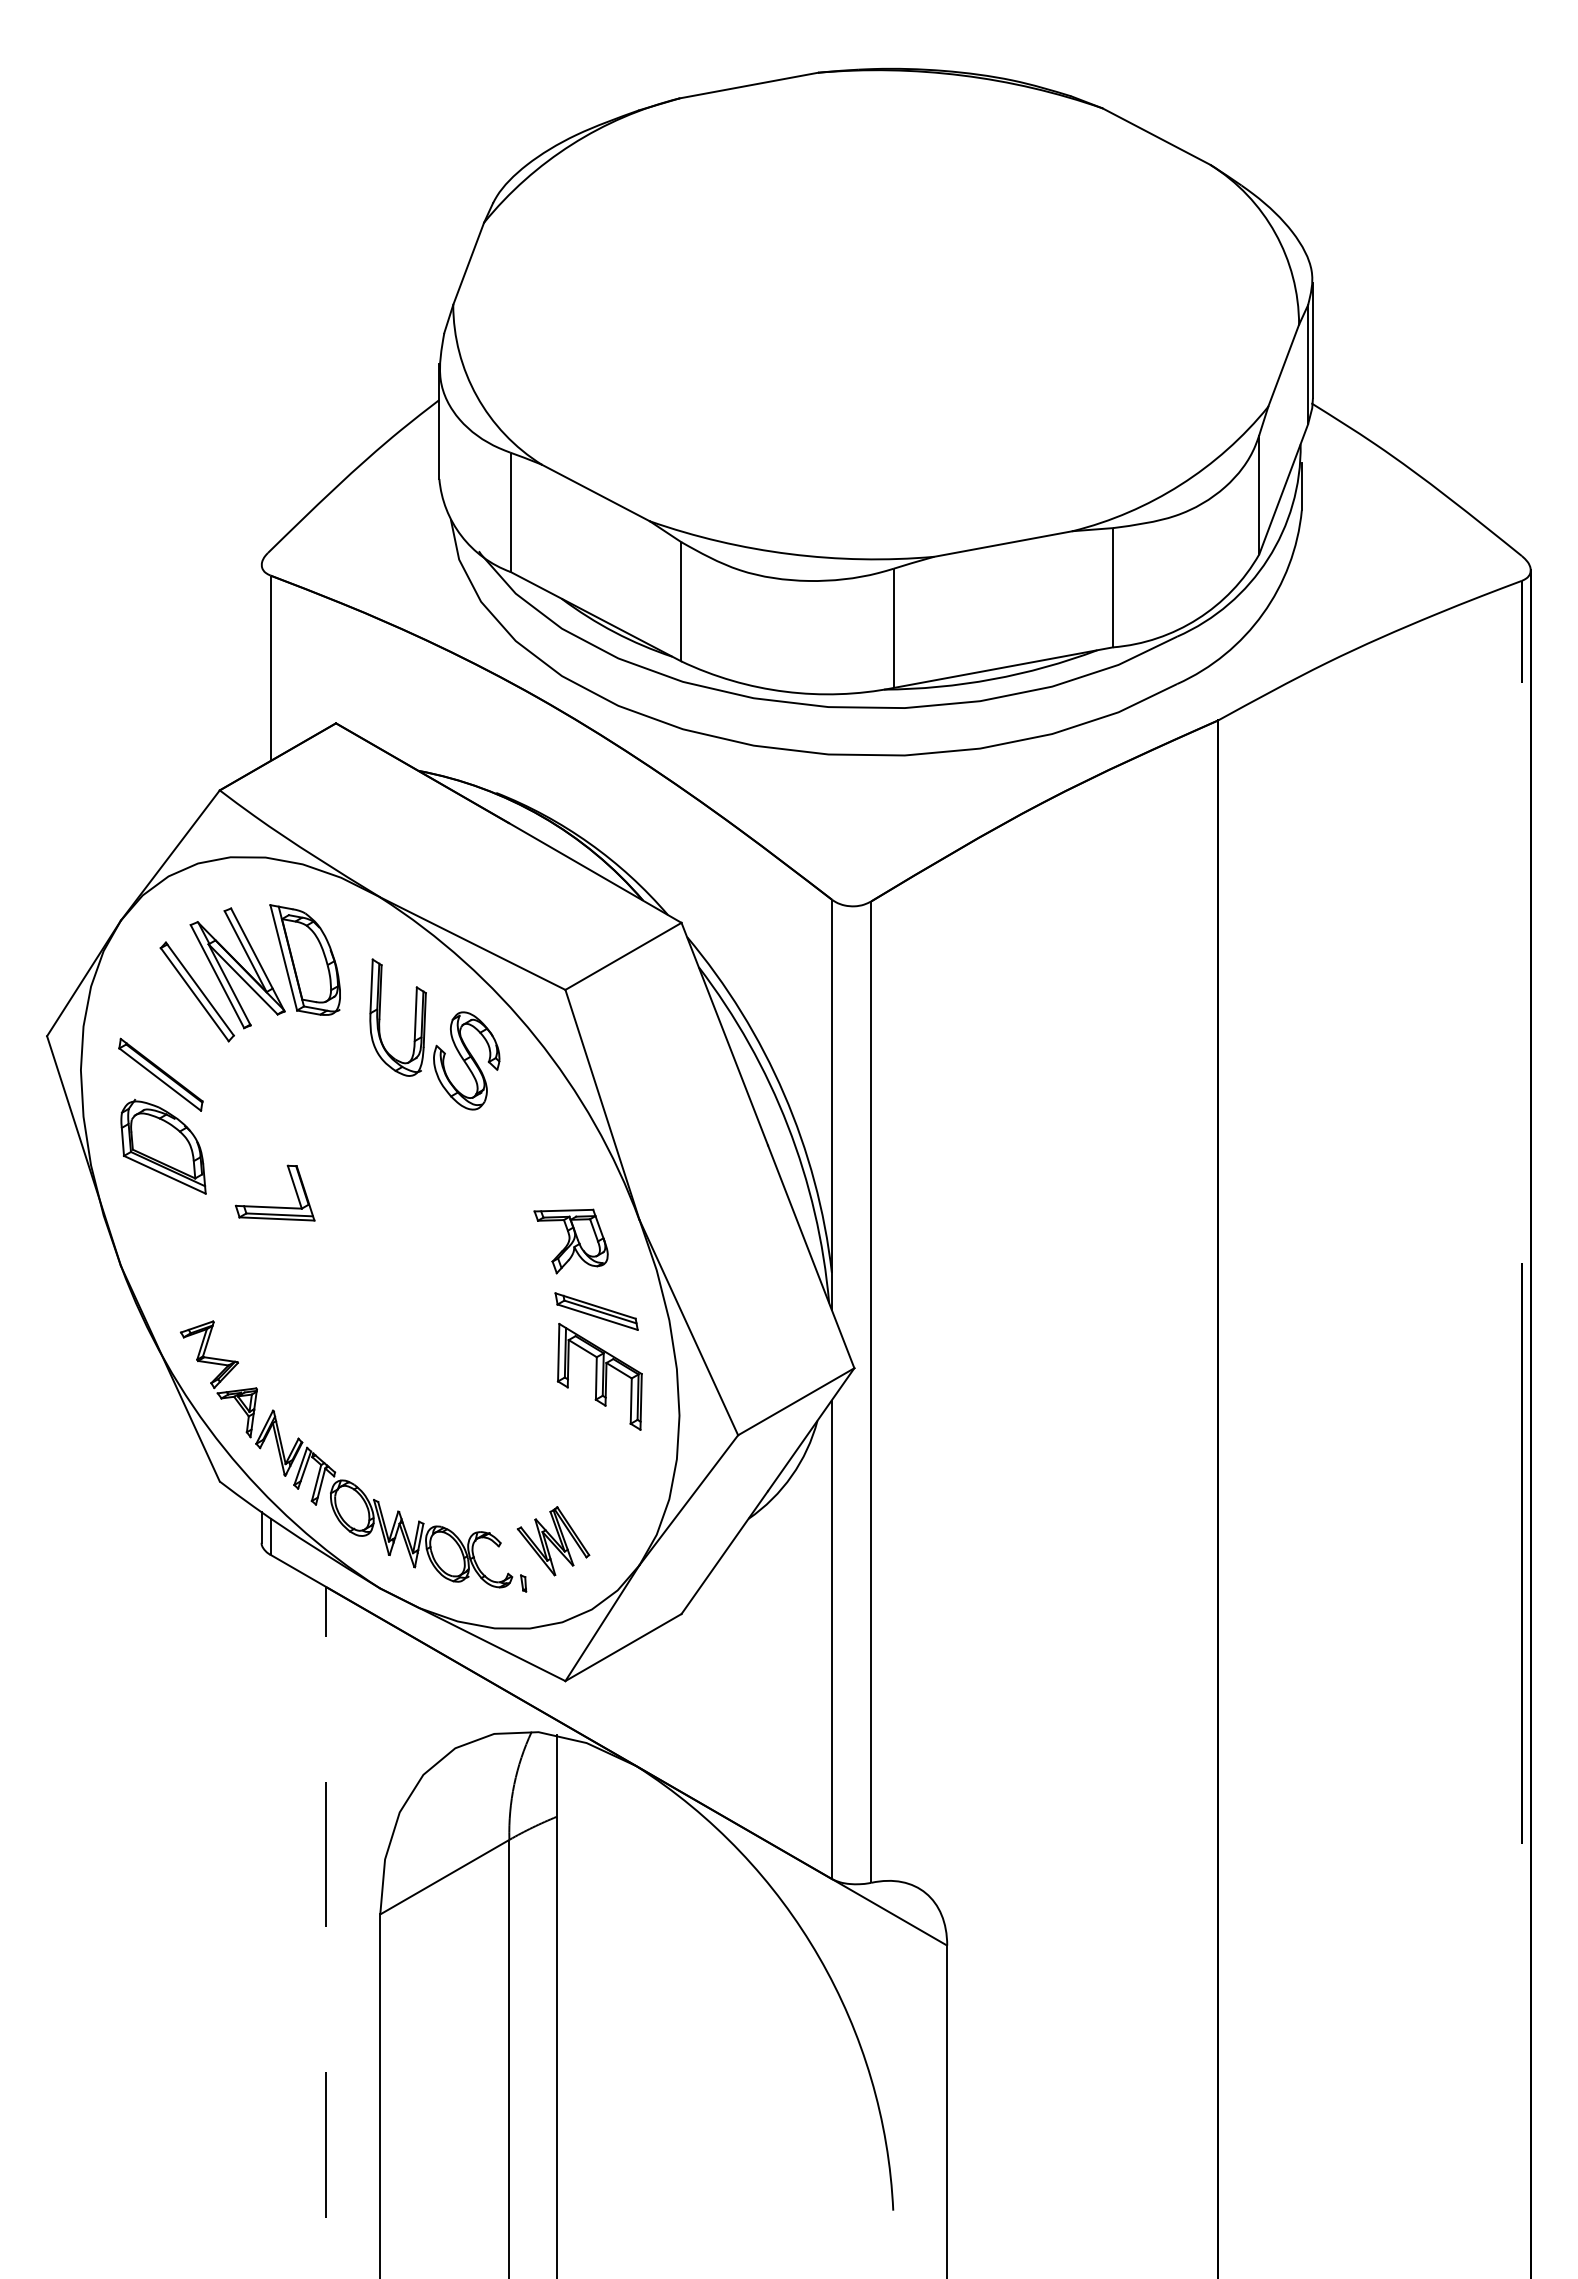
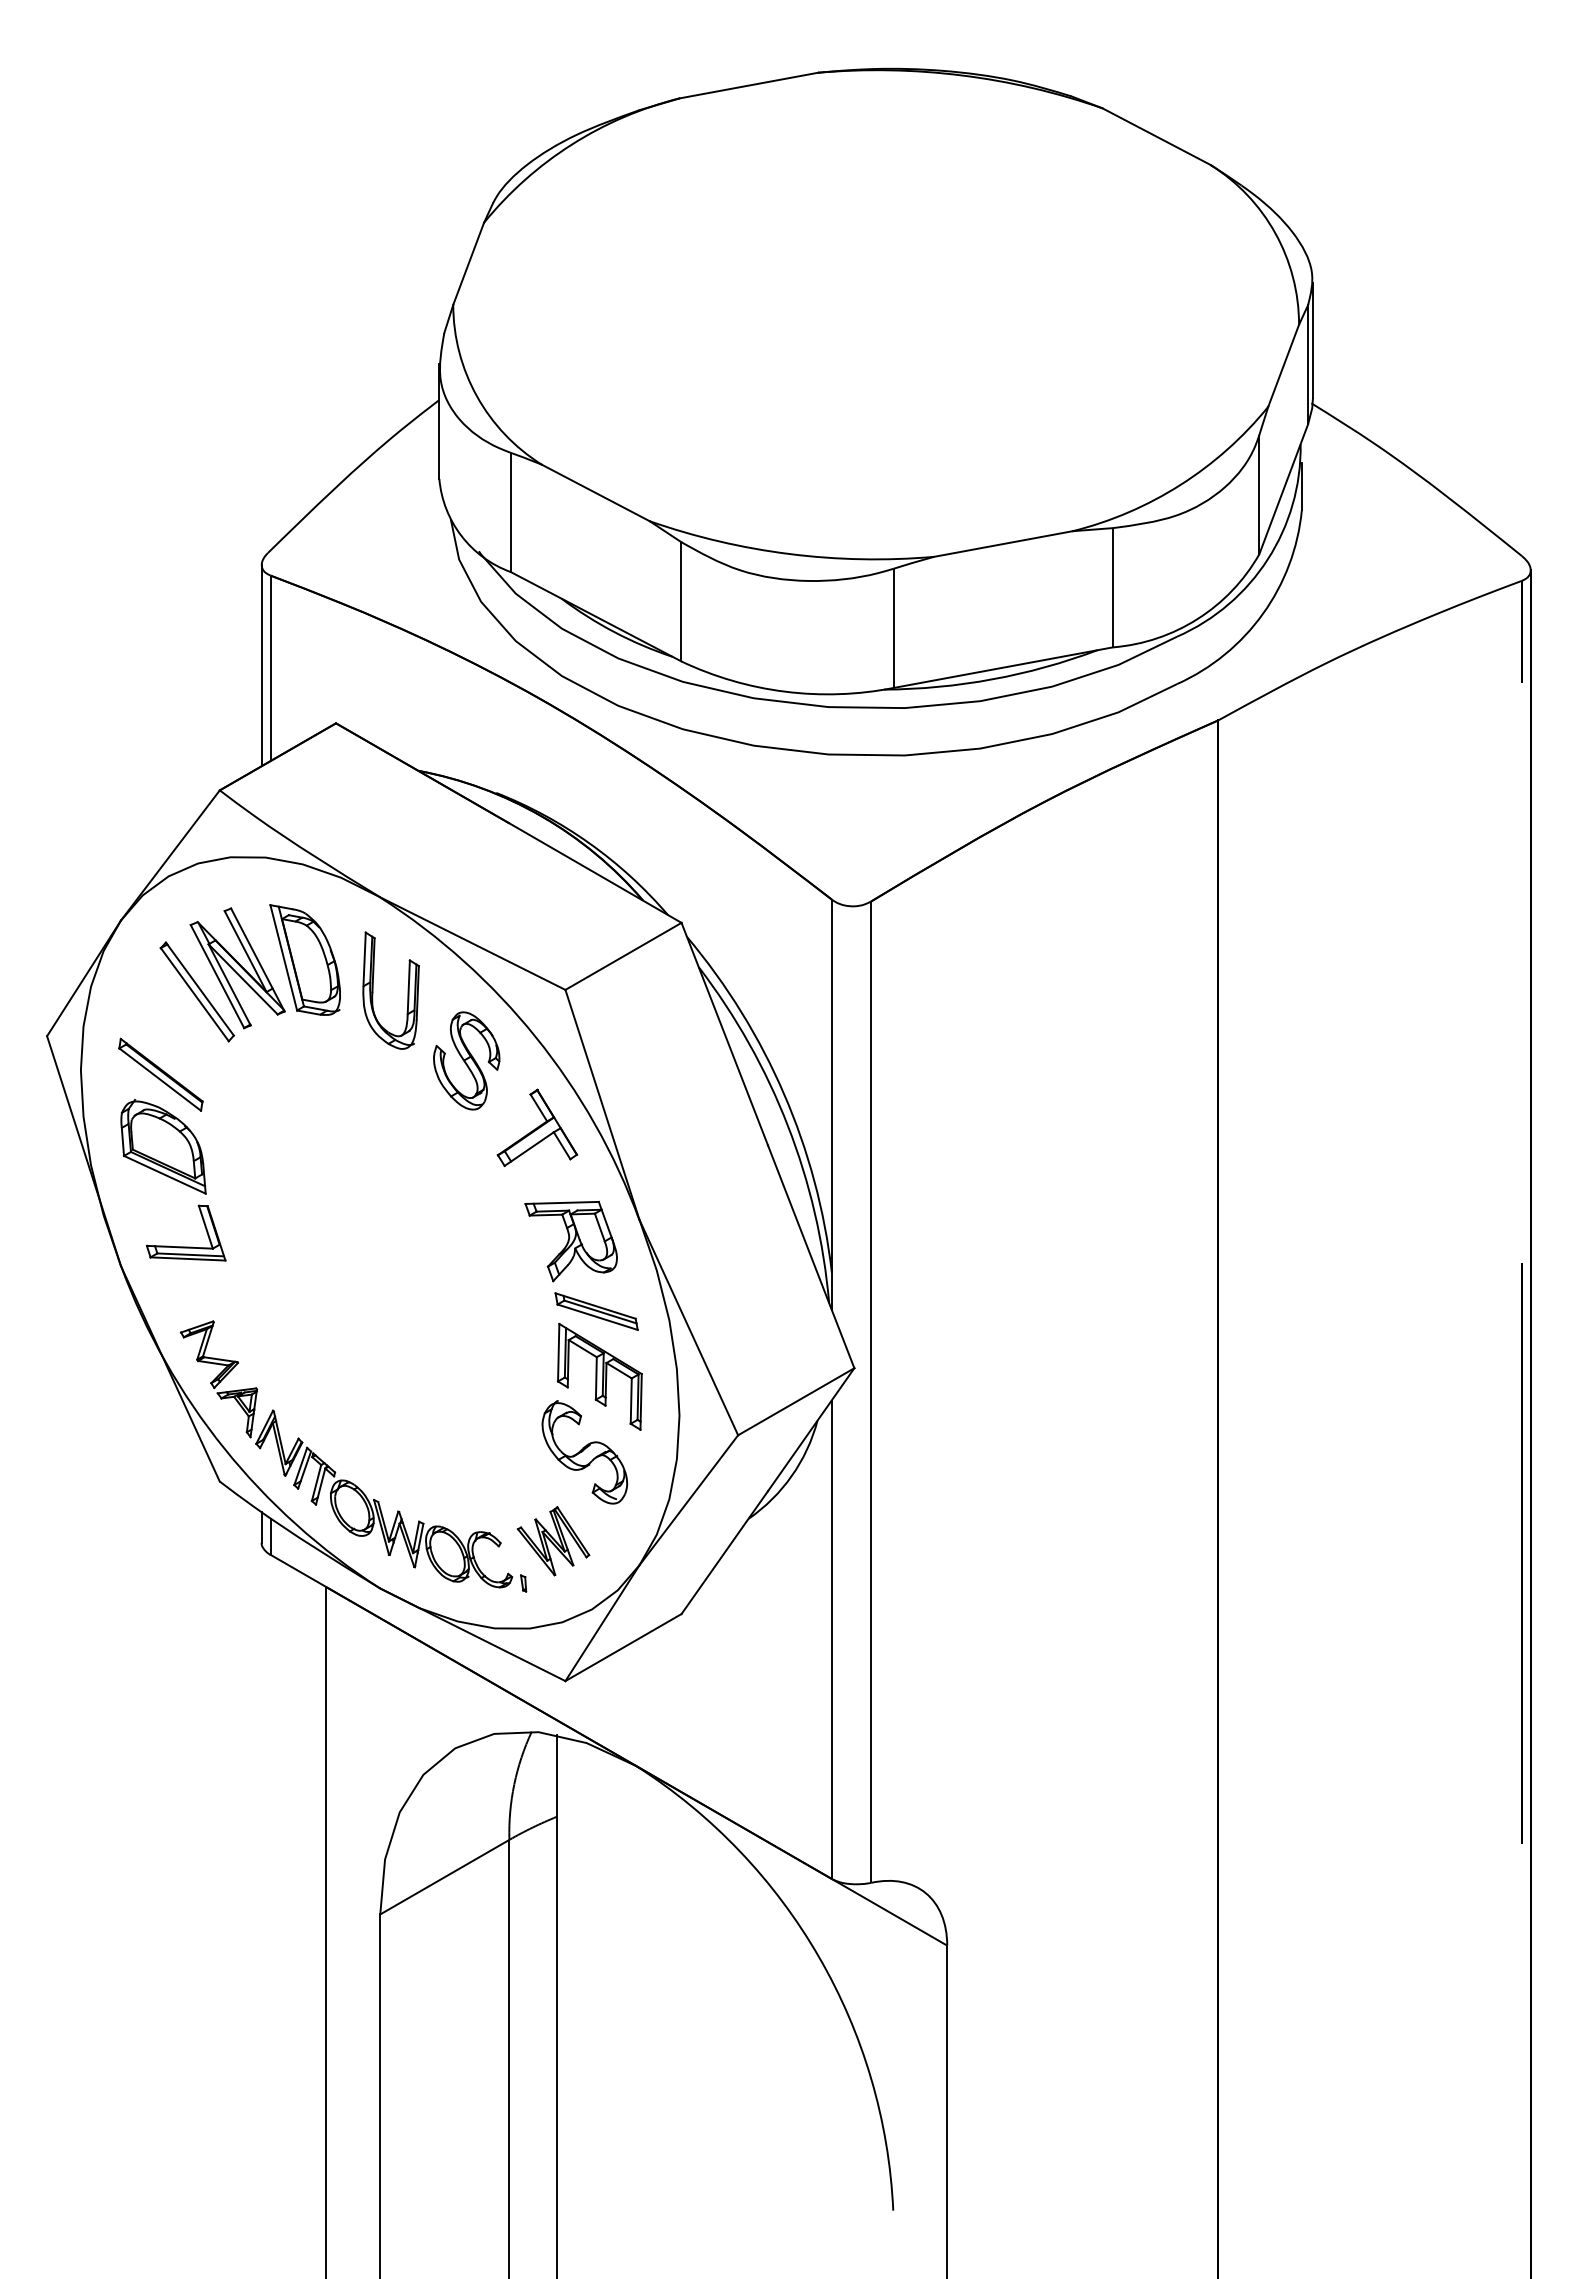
line: none -> present (261, 665)
part position: (380, 1017) -> (373, 990) (373, 990)
part: none -> present (536, 1127)
part position: (274, 1206) -> (185, 1246) (185, 1246)
part size: 76x67 px -> 94x83 px (570, 1241)
part: none -> present (584, 1452)
line: dashed -> solid (326, 1932)
